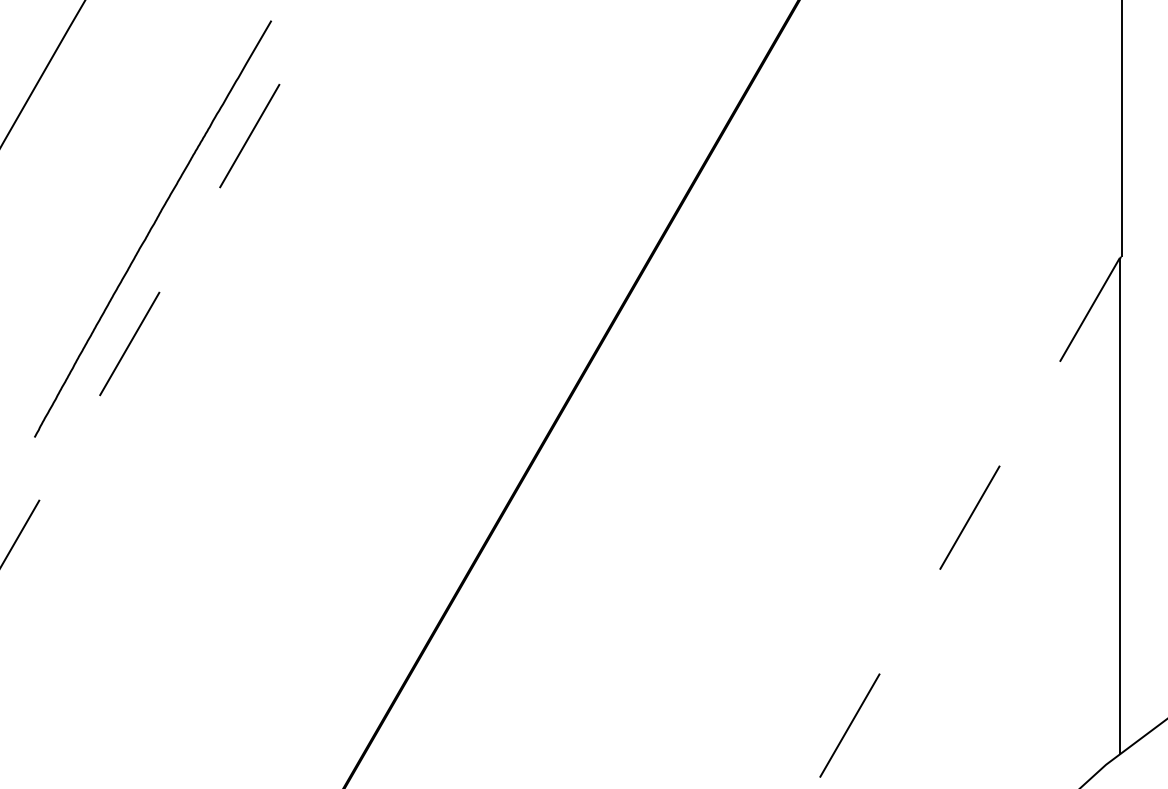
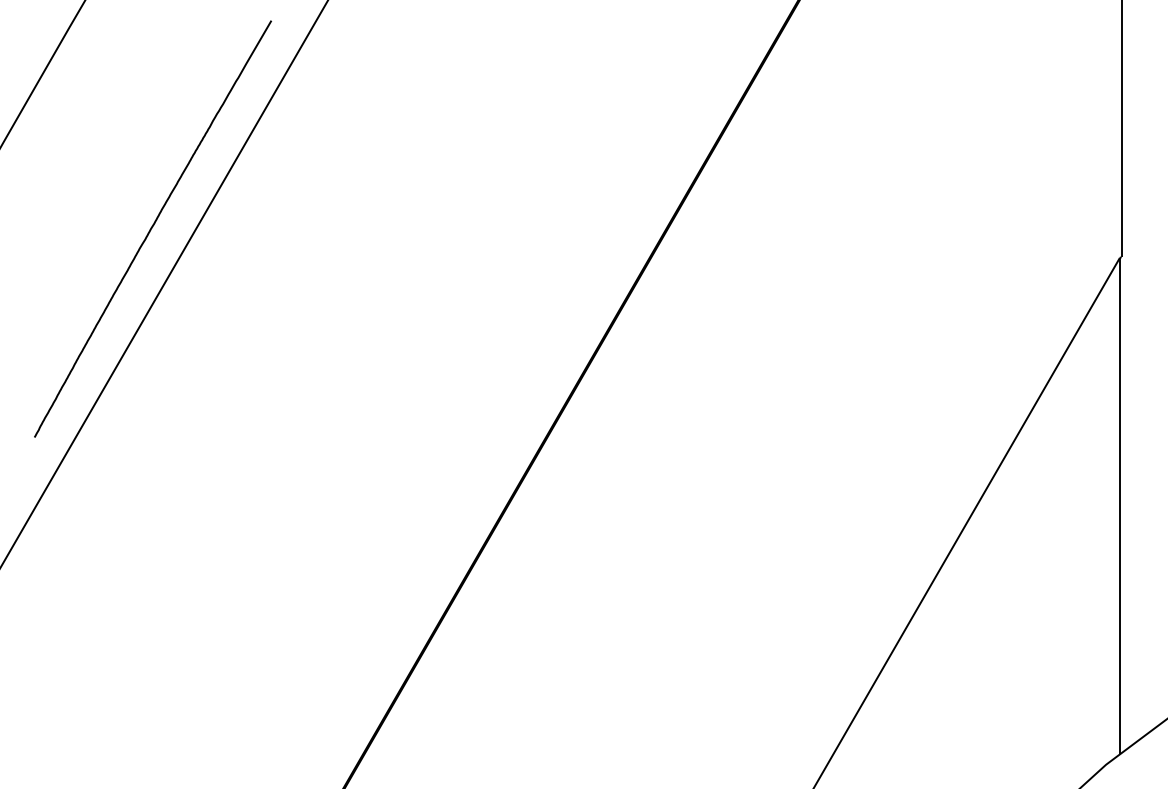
line: dashed -> solid (164, 284)
line: dashed -> solid (966, 523)
